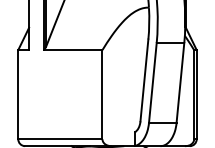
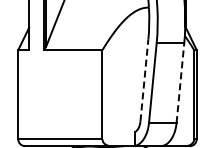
line: solid -> dashed (144, 79)
line: solid -> dashed (180, 82)
